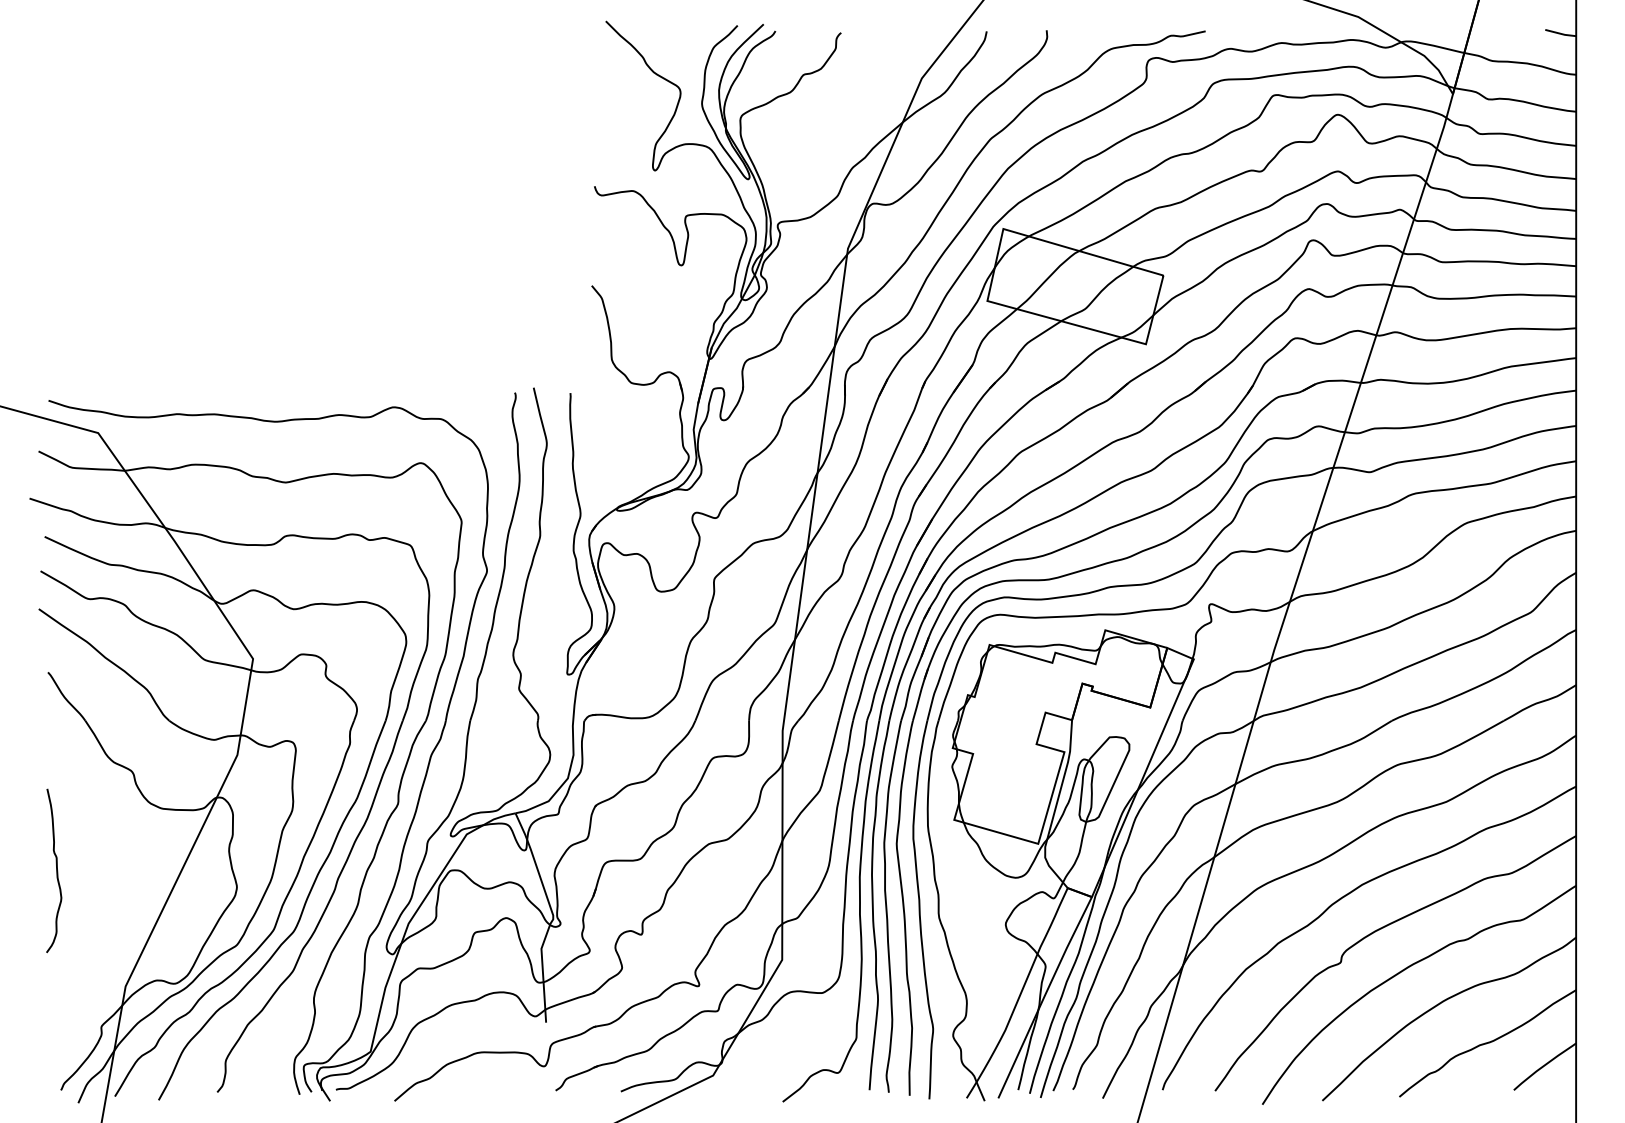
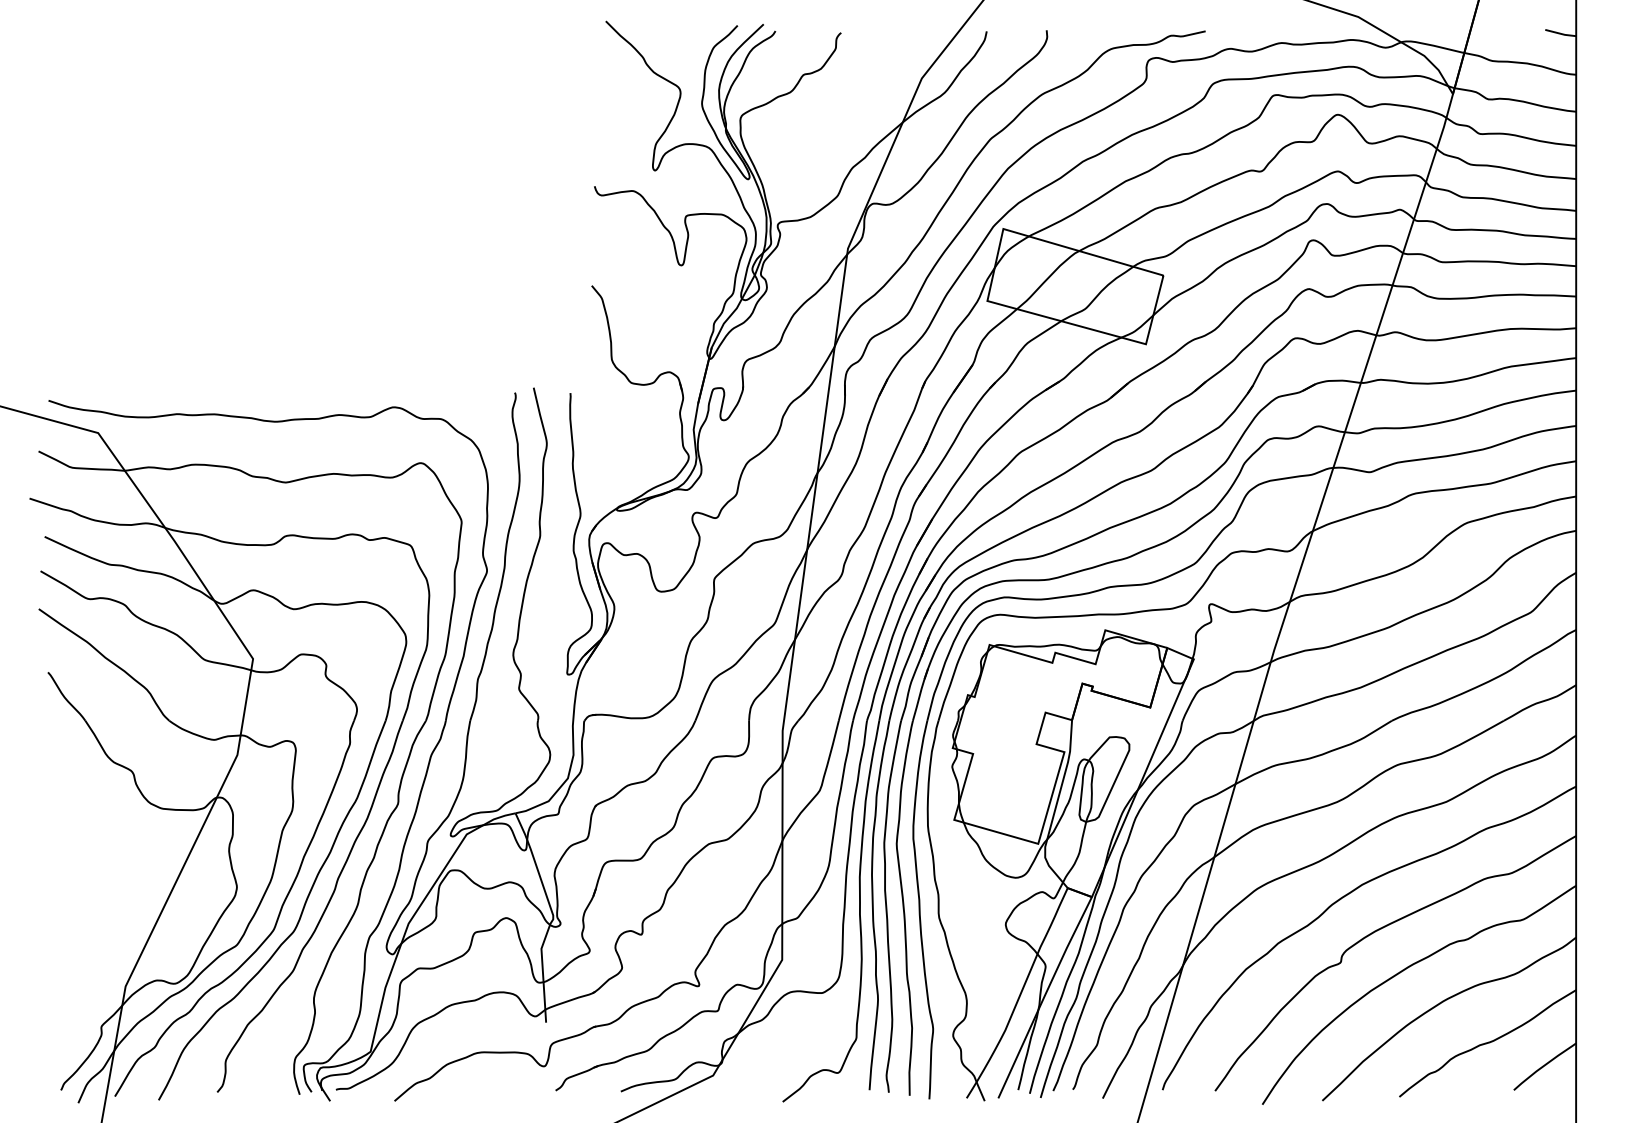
curve: present -> none (56, 870)
